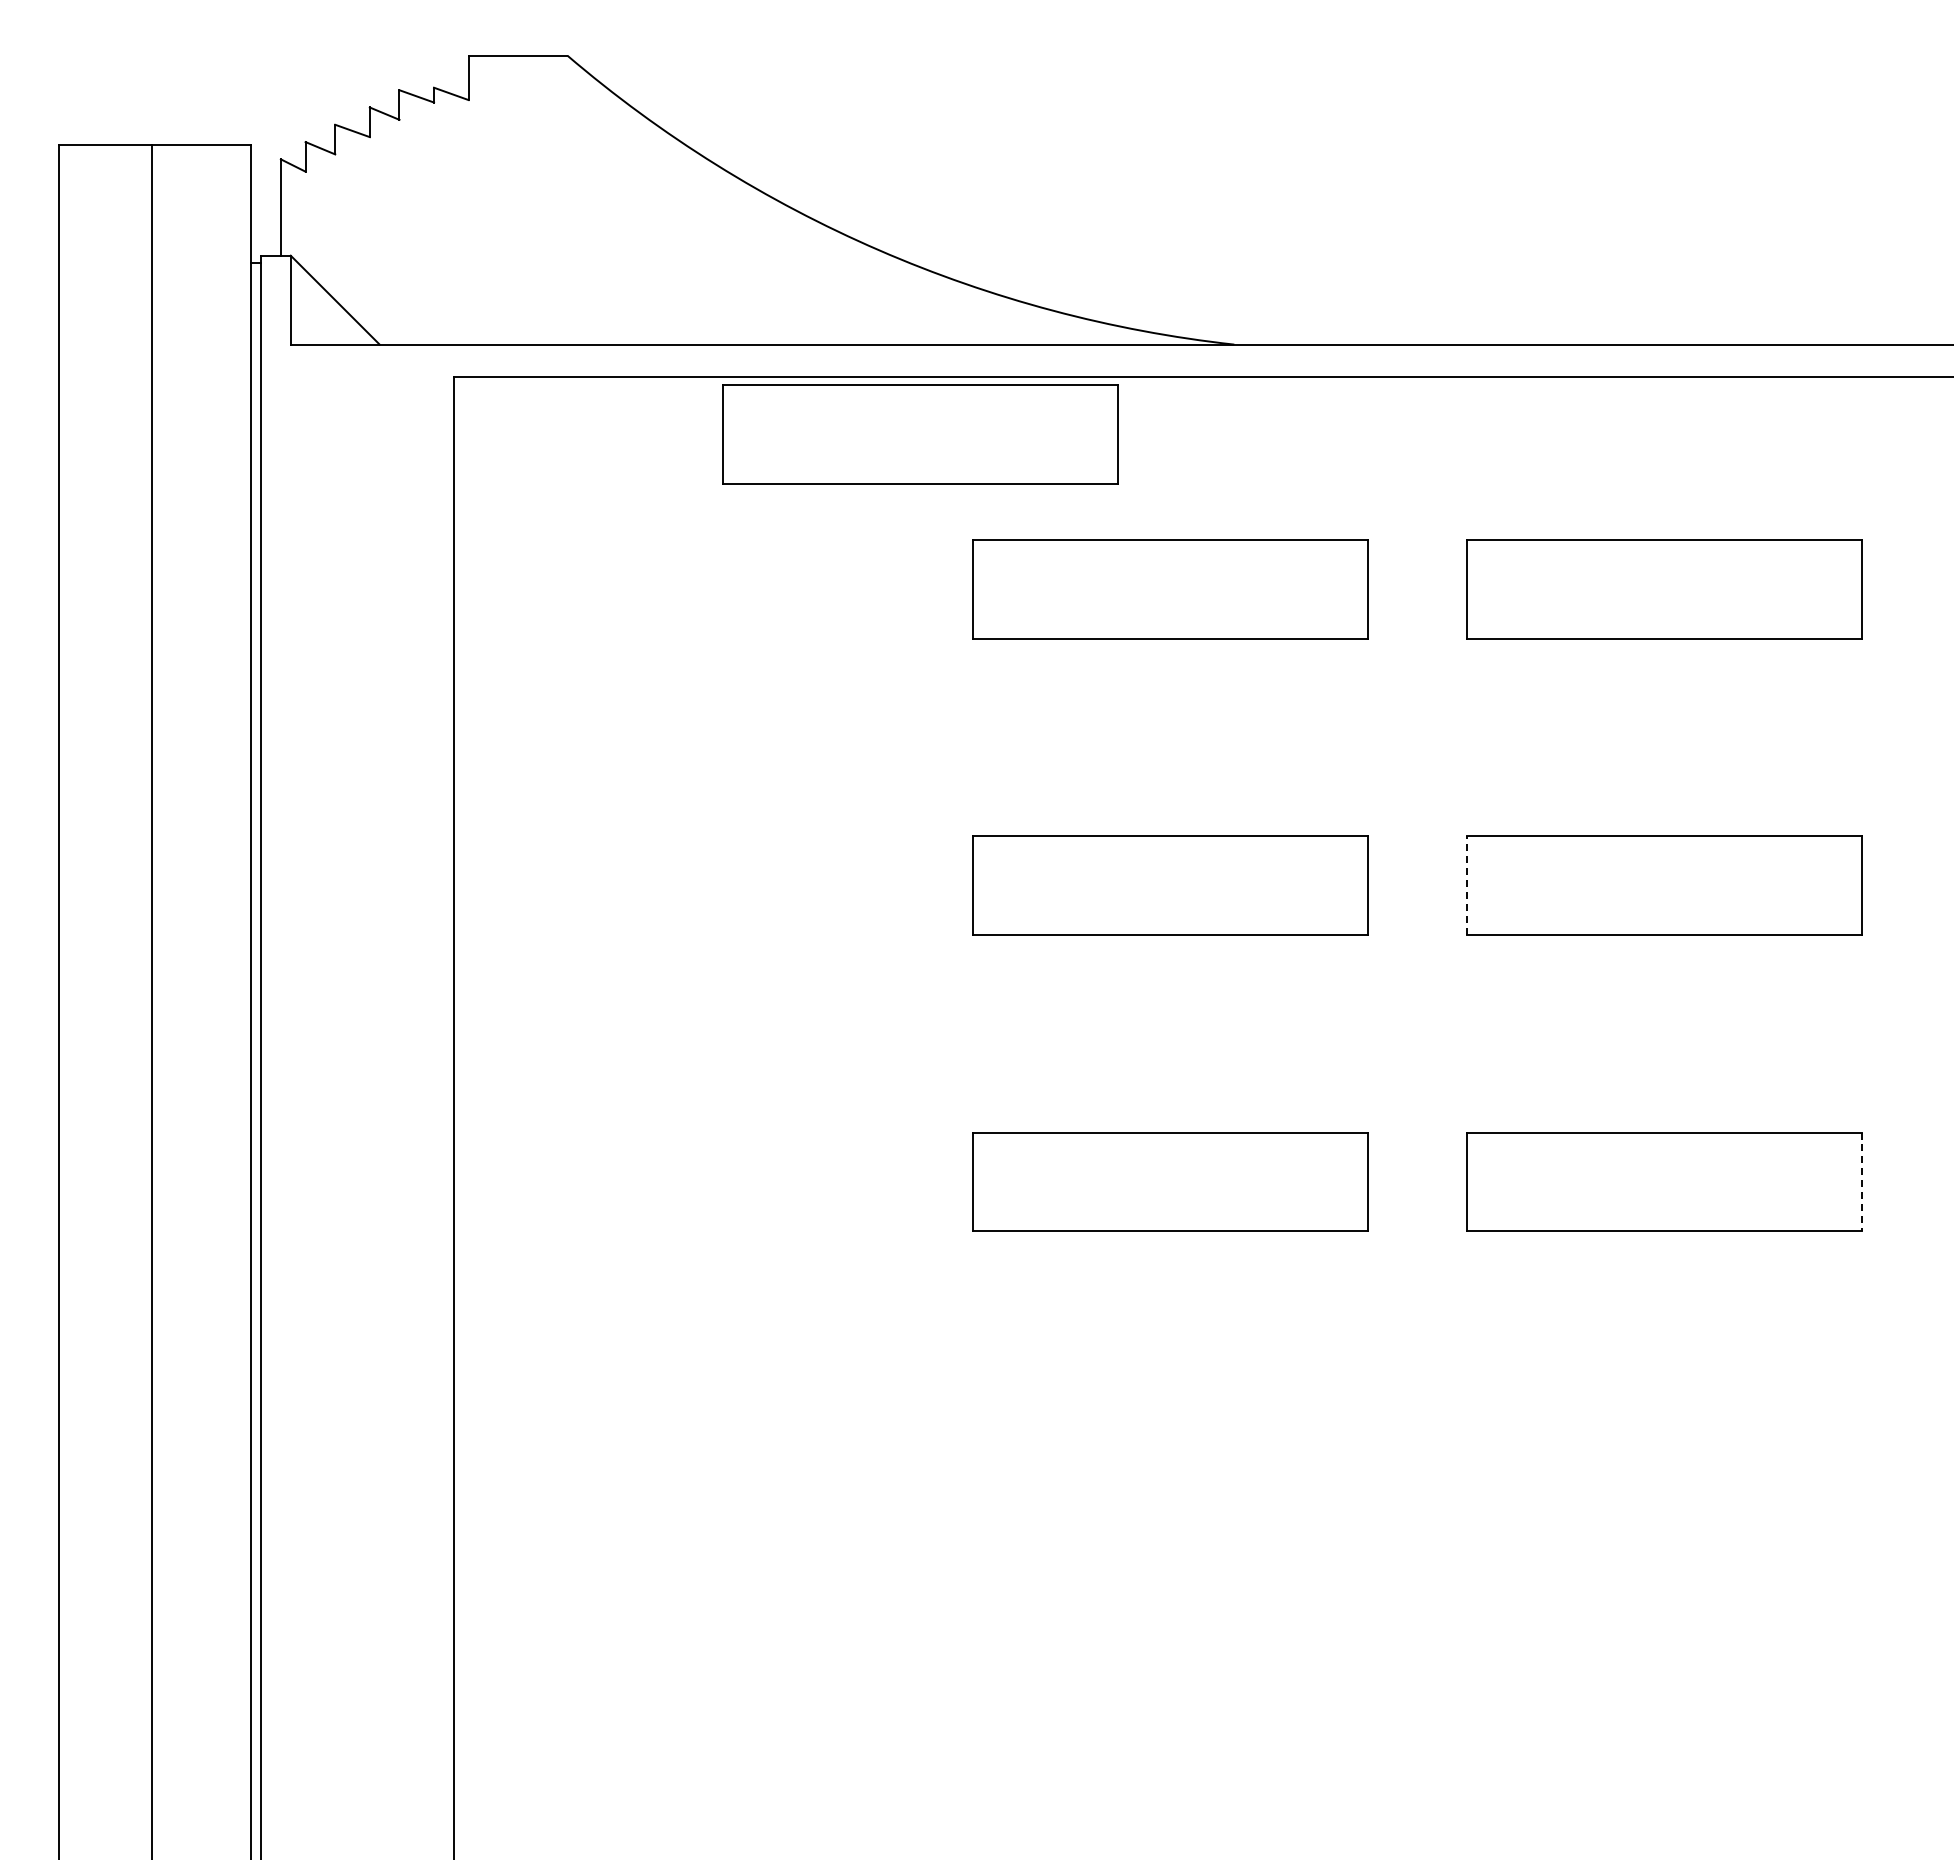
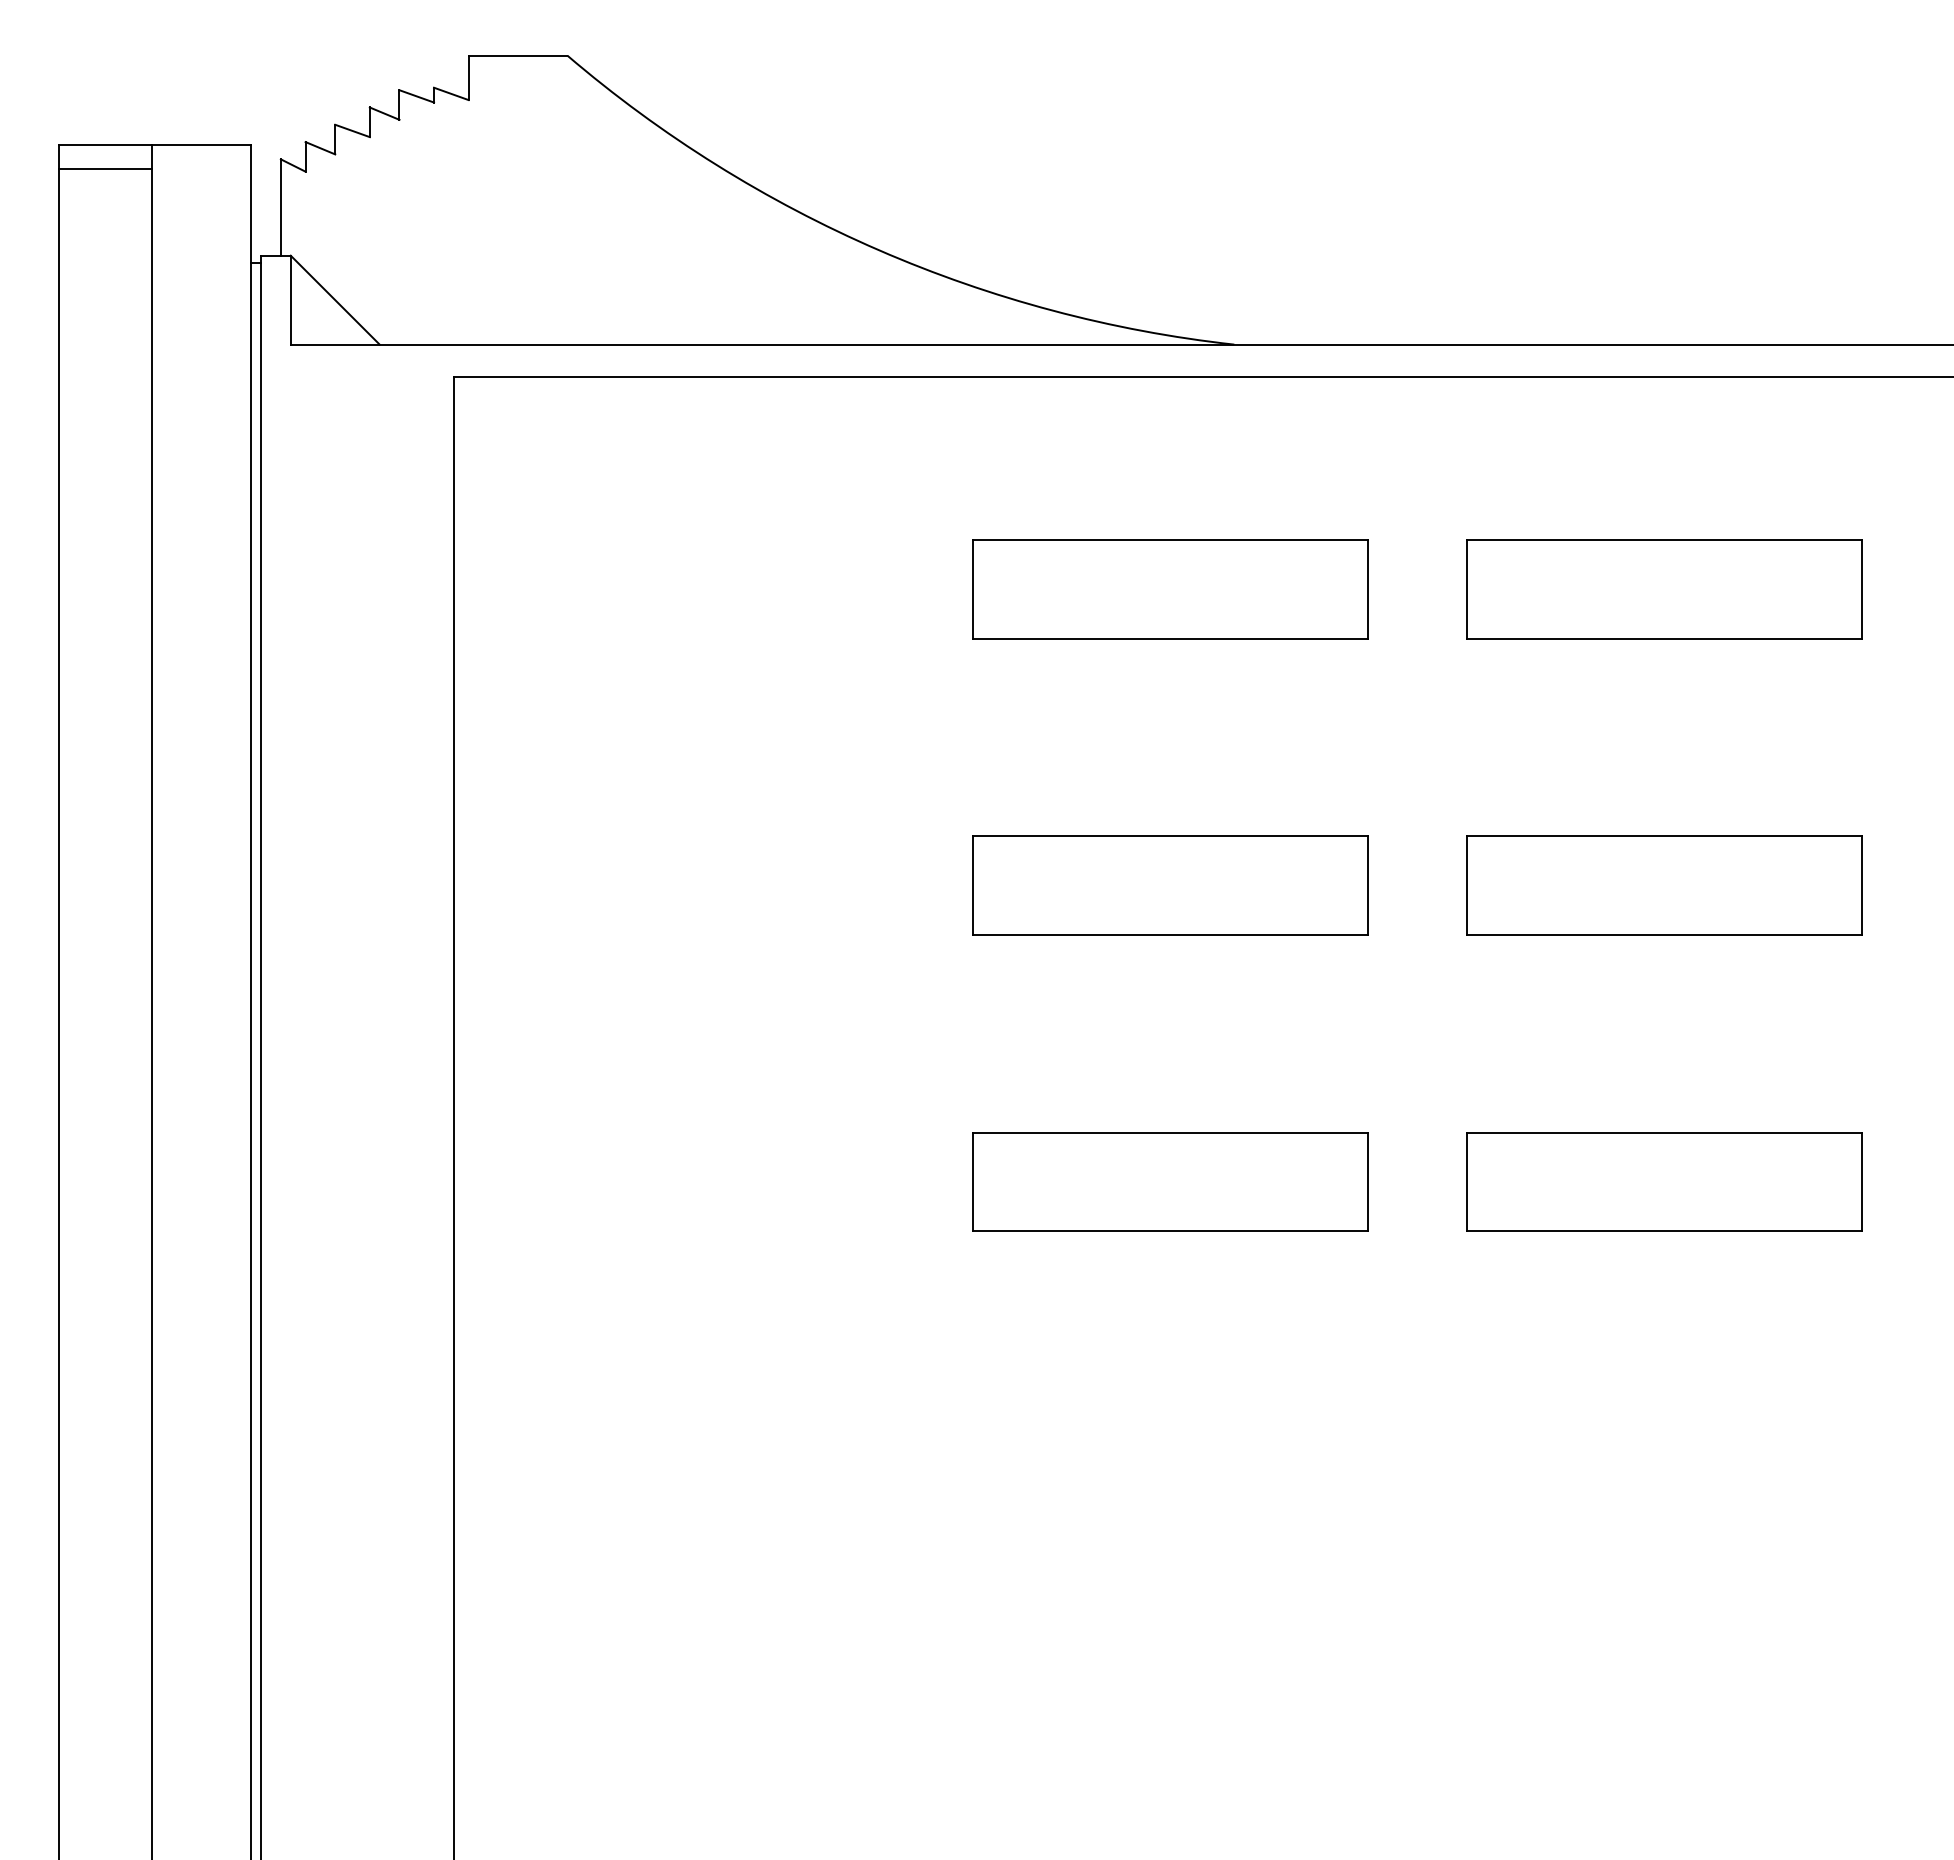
line: none -> present (105, 169)
part: present -> none (920, 434)
line: dashed -> solid (1466, 885)
line: dashed -> solid (1861, 1182)
